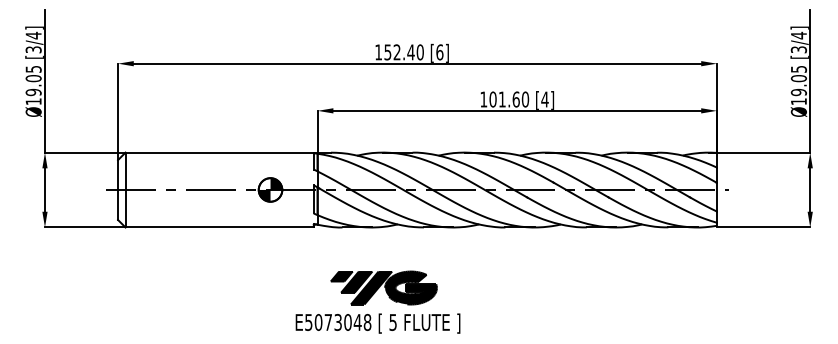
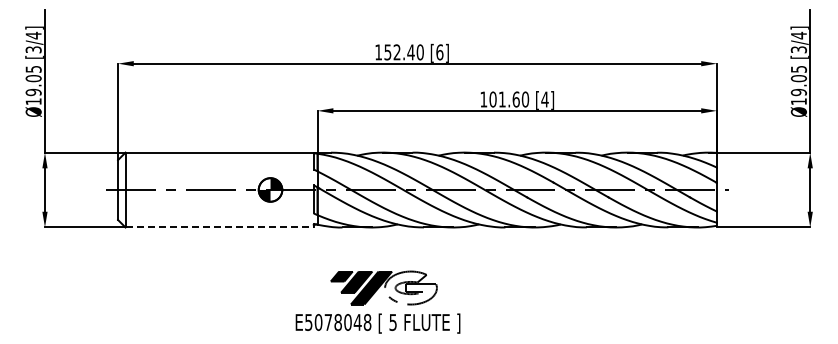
line: solid -> dashed (220, 227)
fill: present -> none (410, 287)
text: E5073048 -> E5078048 (337, 322)
